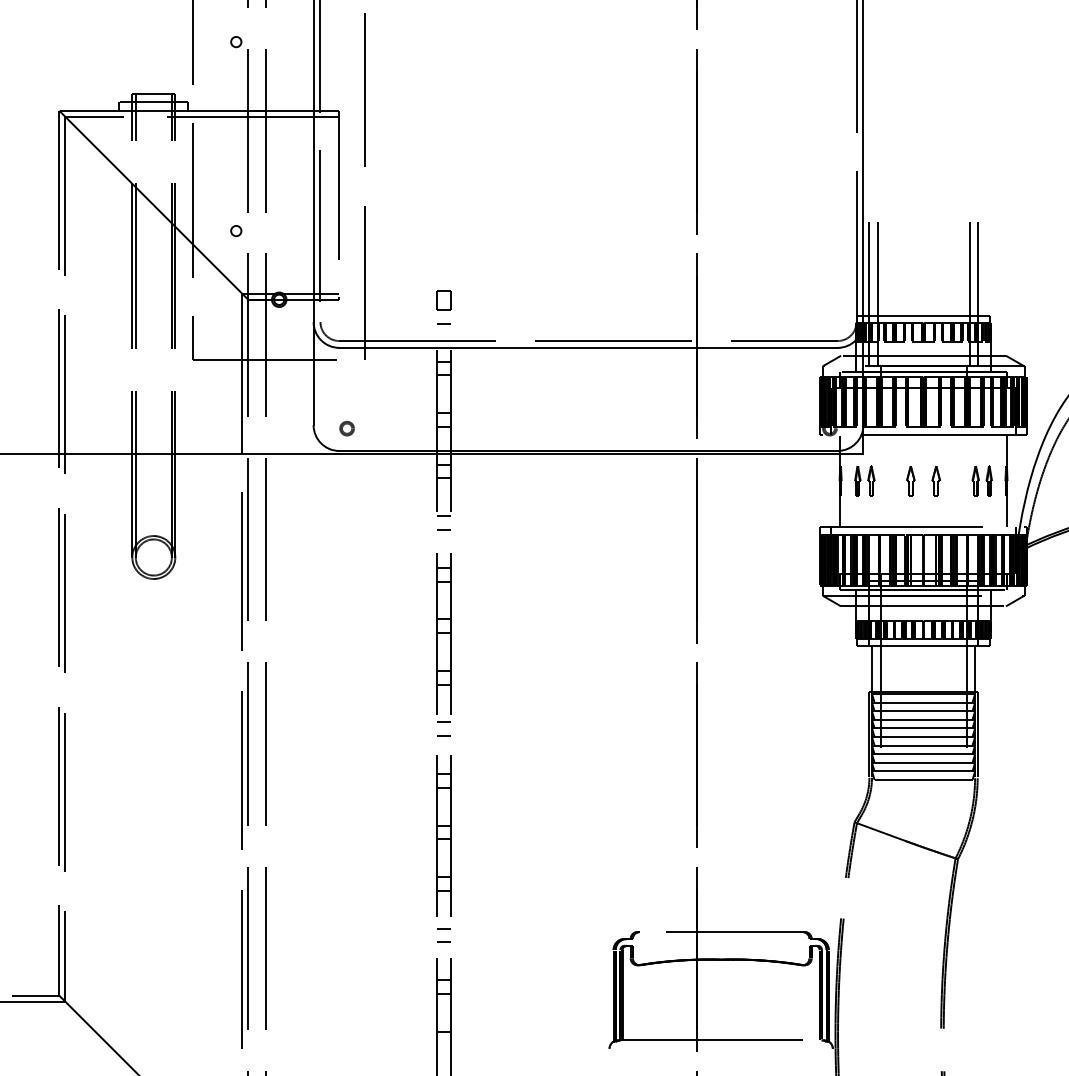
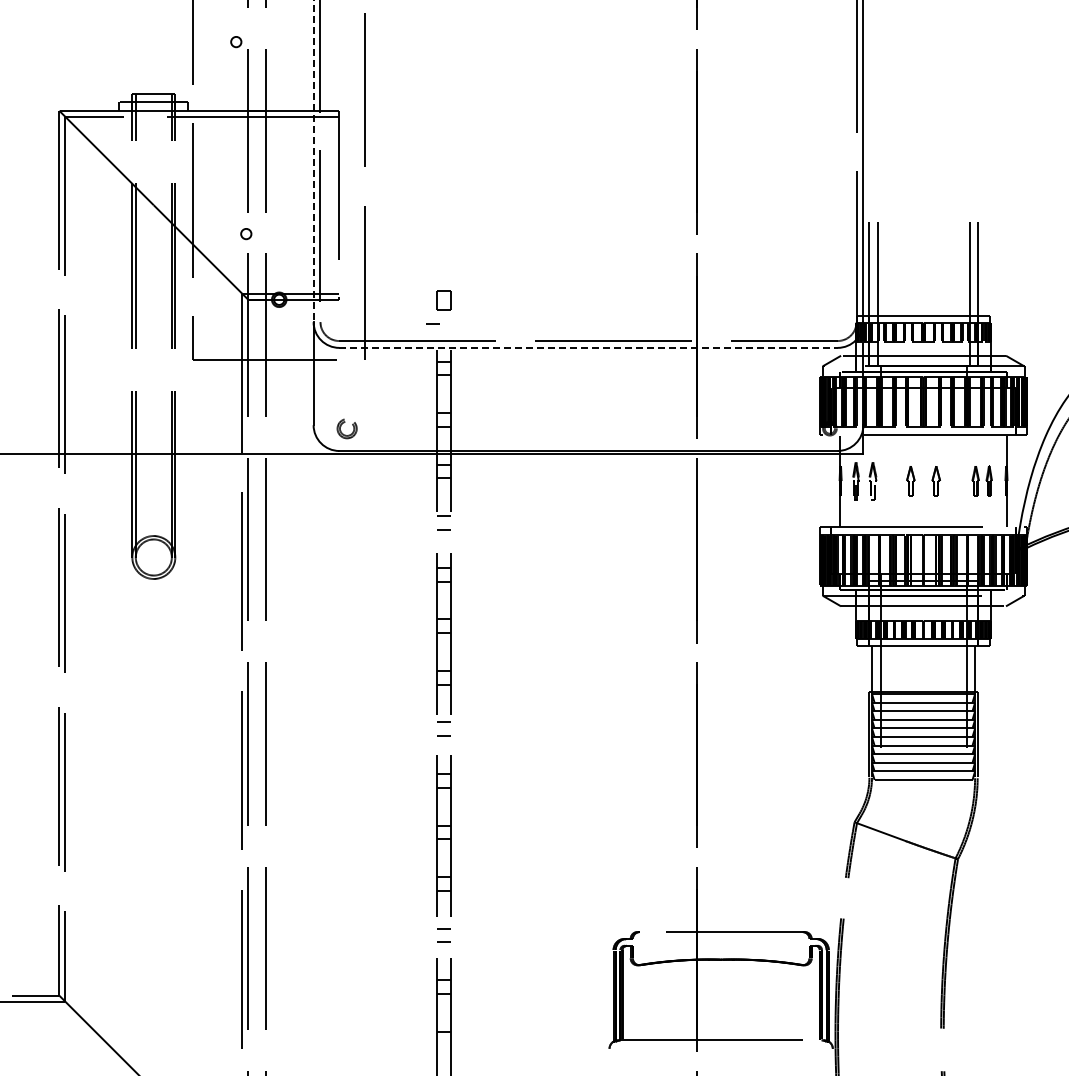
line: solid -> dashed (313, 161)
circle position: (236, 231) -> (246, 234) (246, 234)
line position: (443, 323) -> (432, 323) (432, 323)
line: solid -> dashed (589, 347)
part size: 16x17 px -> 22x22 px (346, 428)
part size: 22x32 px -> 26x39 px (864, 481)
